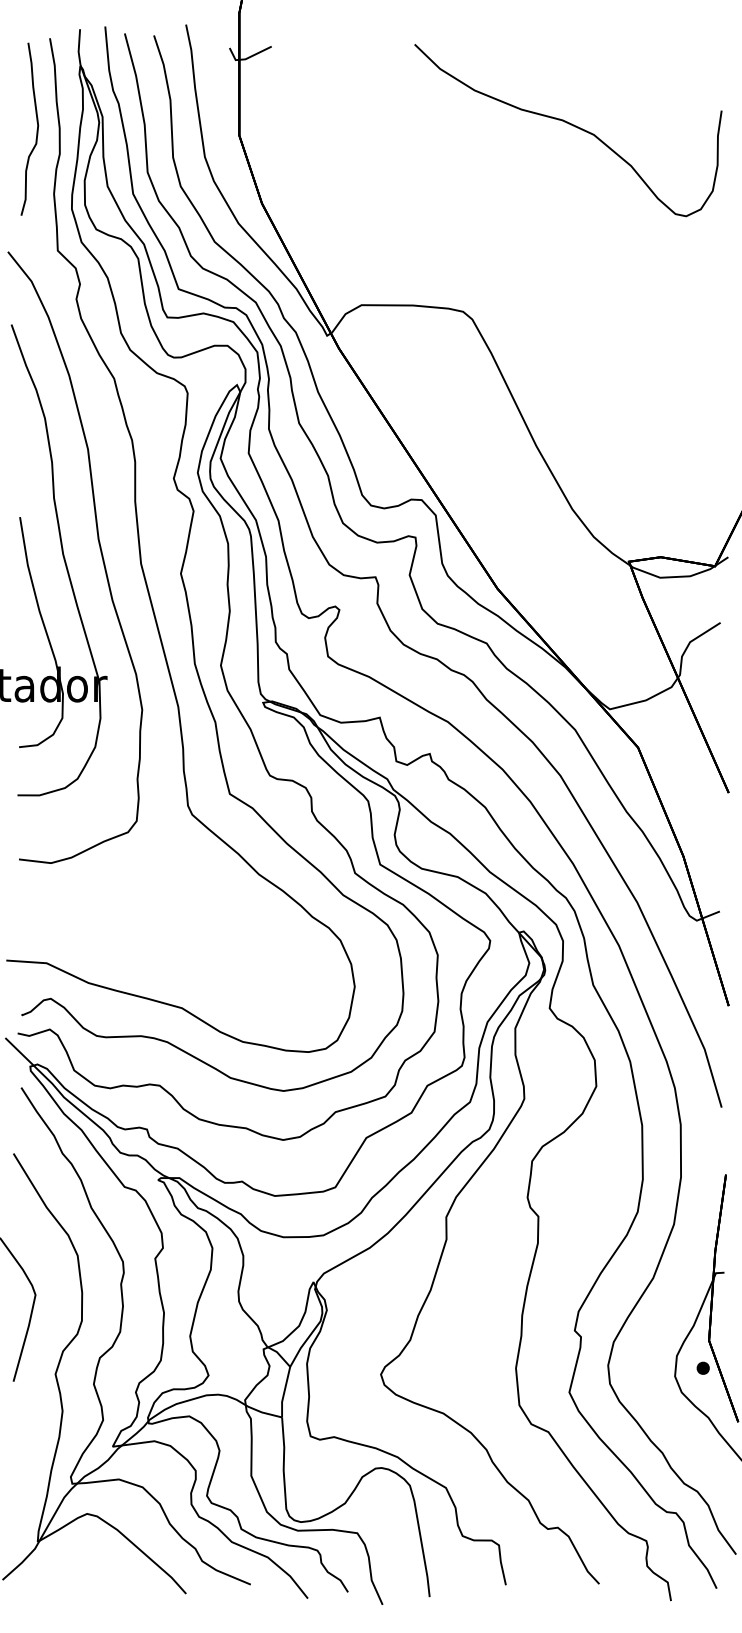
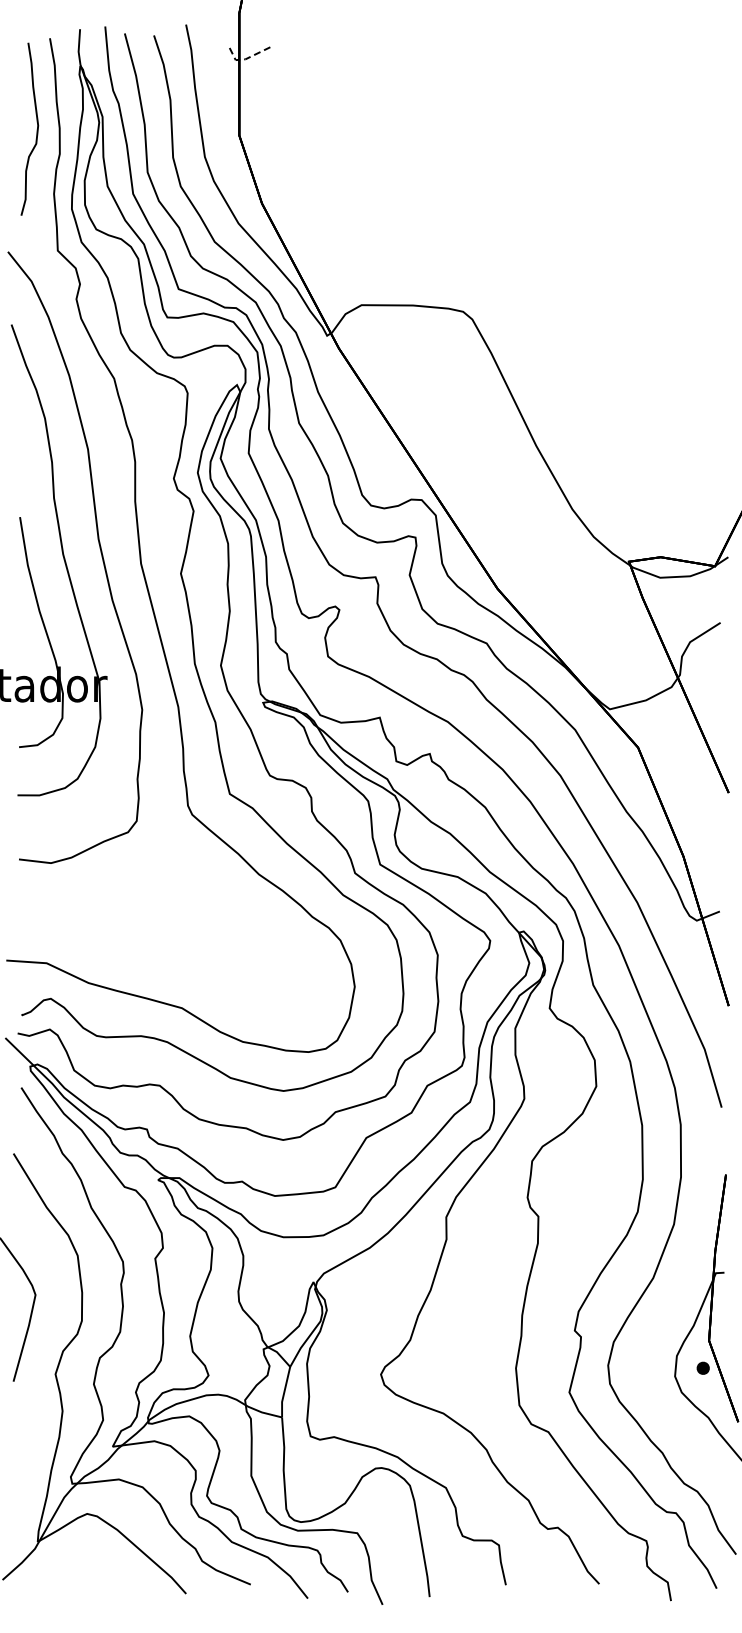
line: solid -> dashed (247, 58)
curve: present -> none (571, 125)
